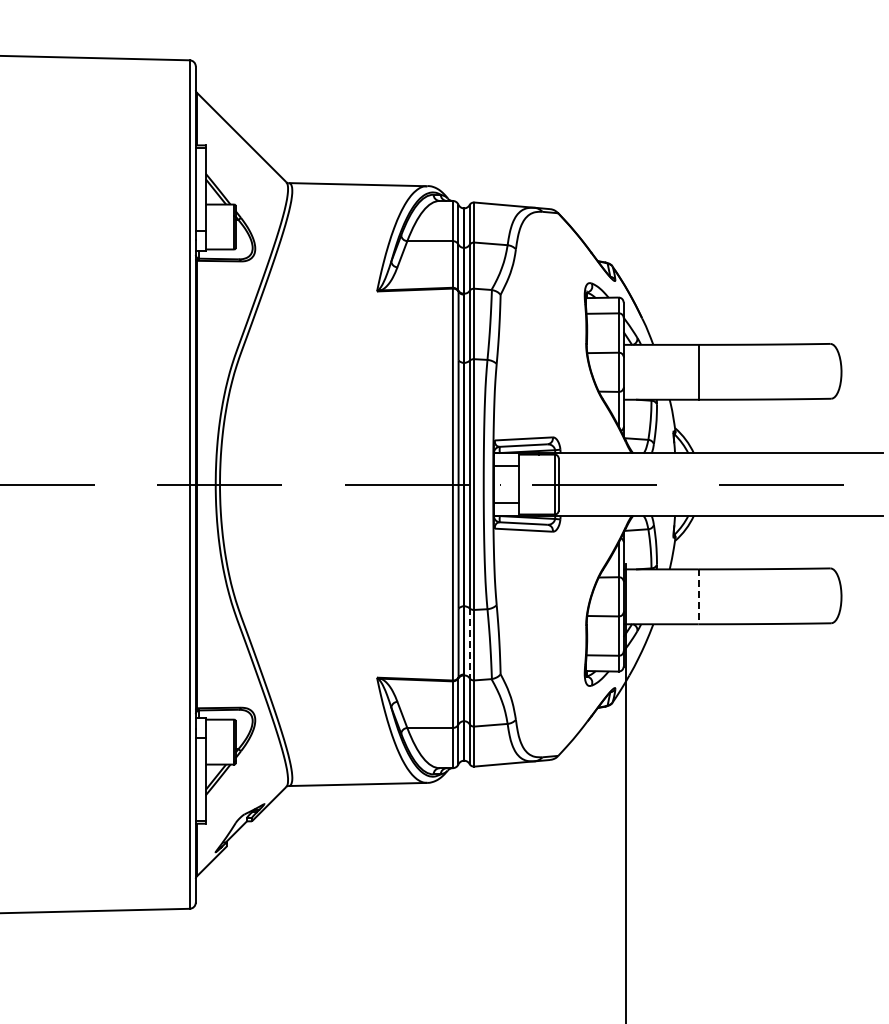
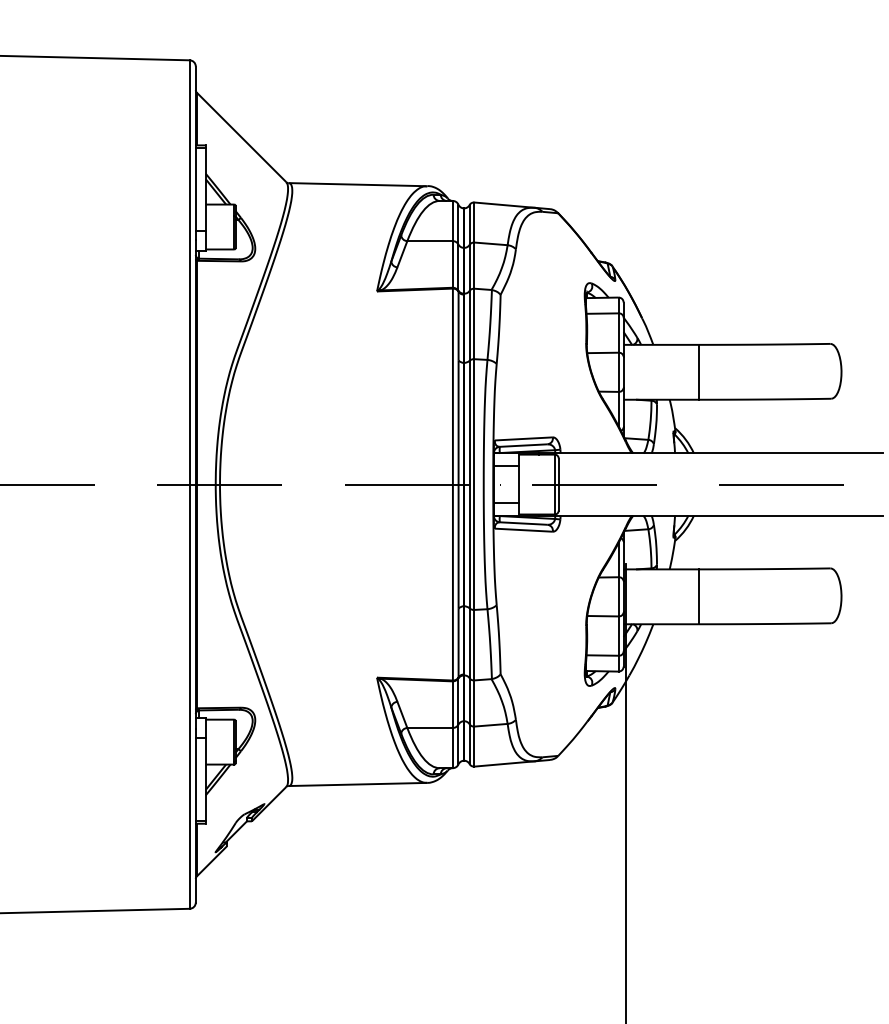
line: dashed -> solid (698, 597)
line: dashed -> solid (469, 643)
